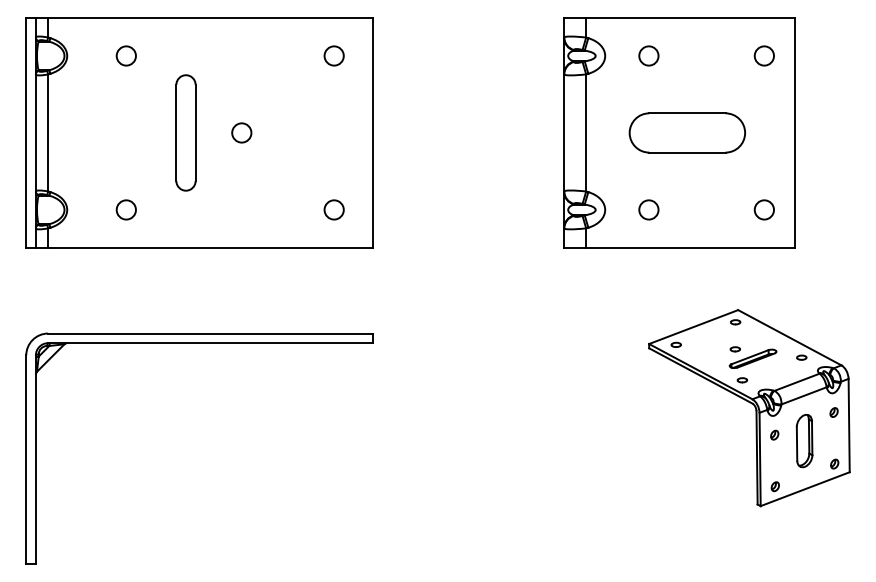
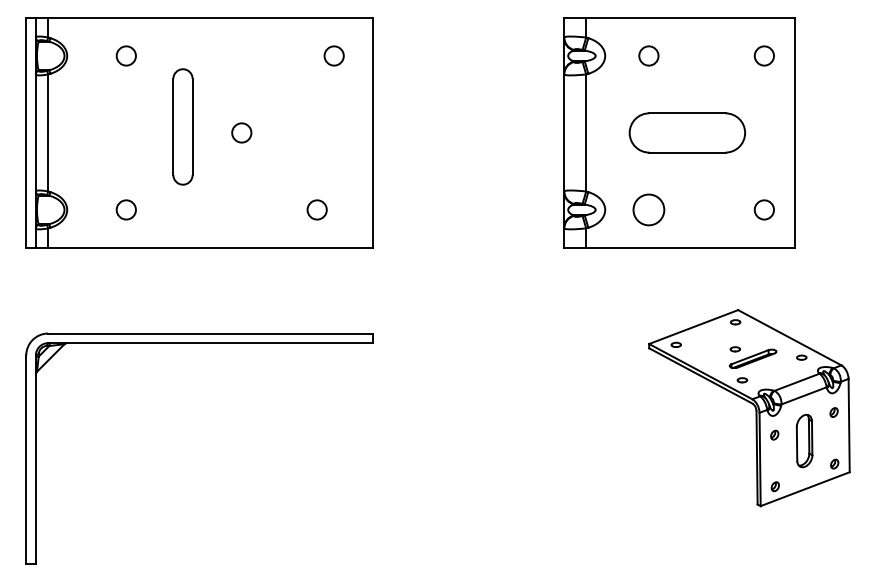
part position: (185, 132) -> (182, 126) (182, 126)
circle position: (333, 209) -> (316, 209) (316, 209)
circle diameter: 19 px -> 31 px (648, 209)
